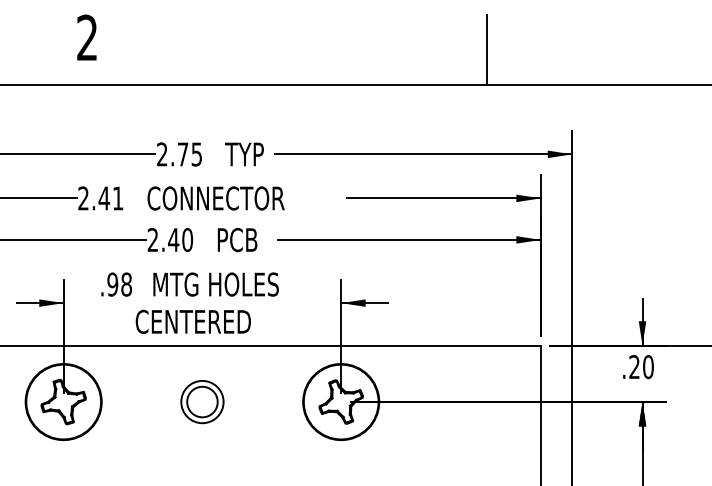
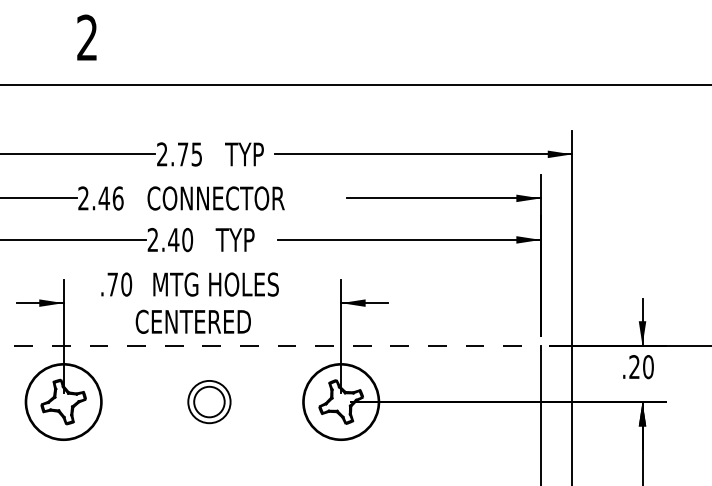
line: present -> none (487, 49)
text: 2.41 -> 2.46 (117, 198)
text: PCB -> TYP (236, 239)
text: .98 -> .70 (119, 284)
line: solid -> dashed (270, 345)
part position: (202, 402) -> (209, 402) (209, 402)
